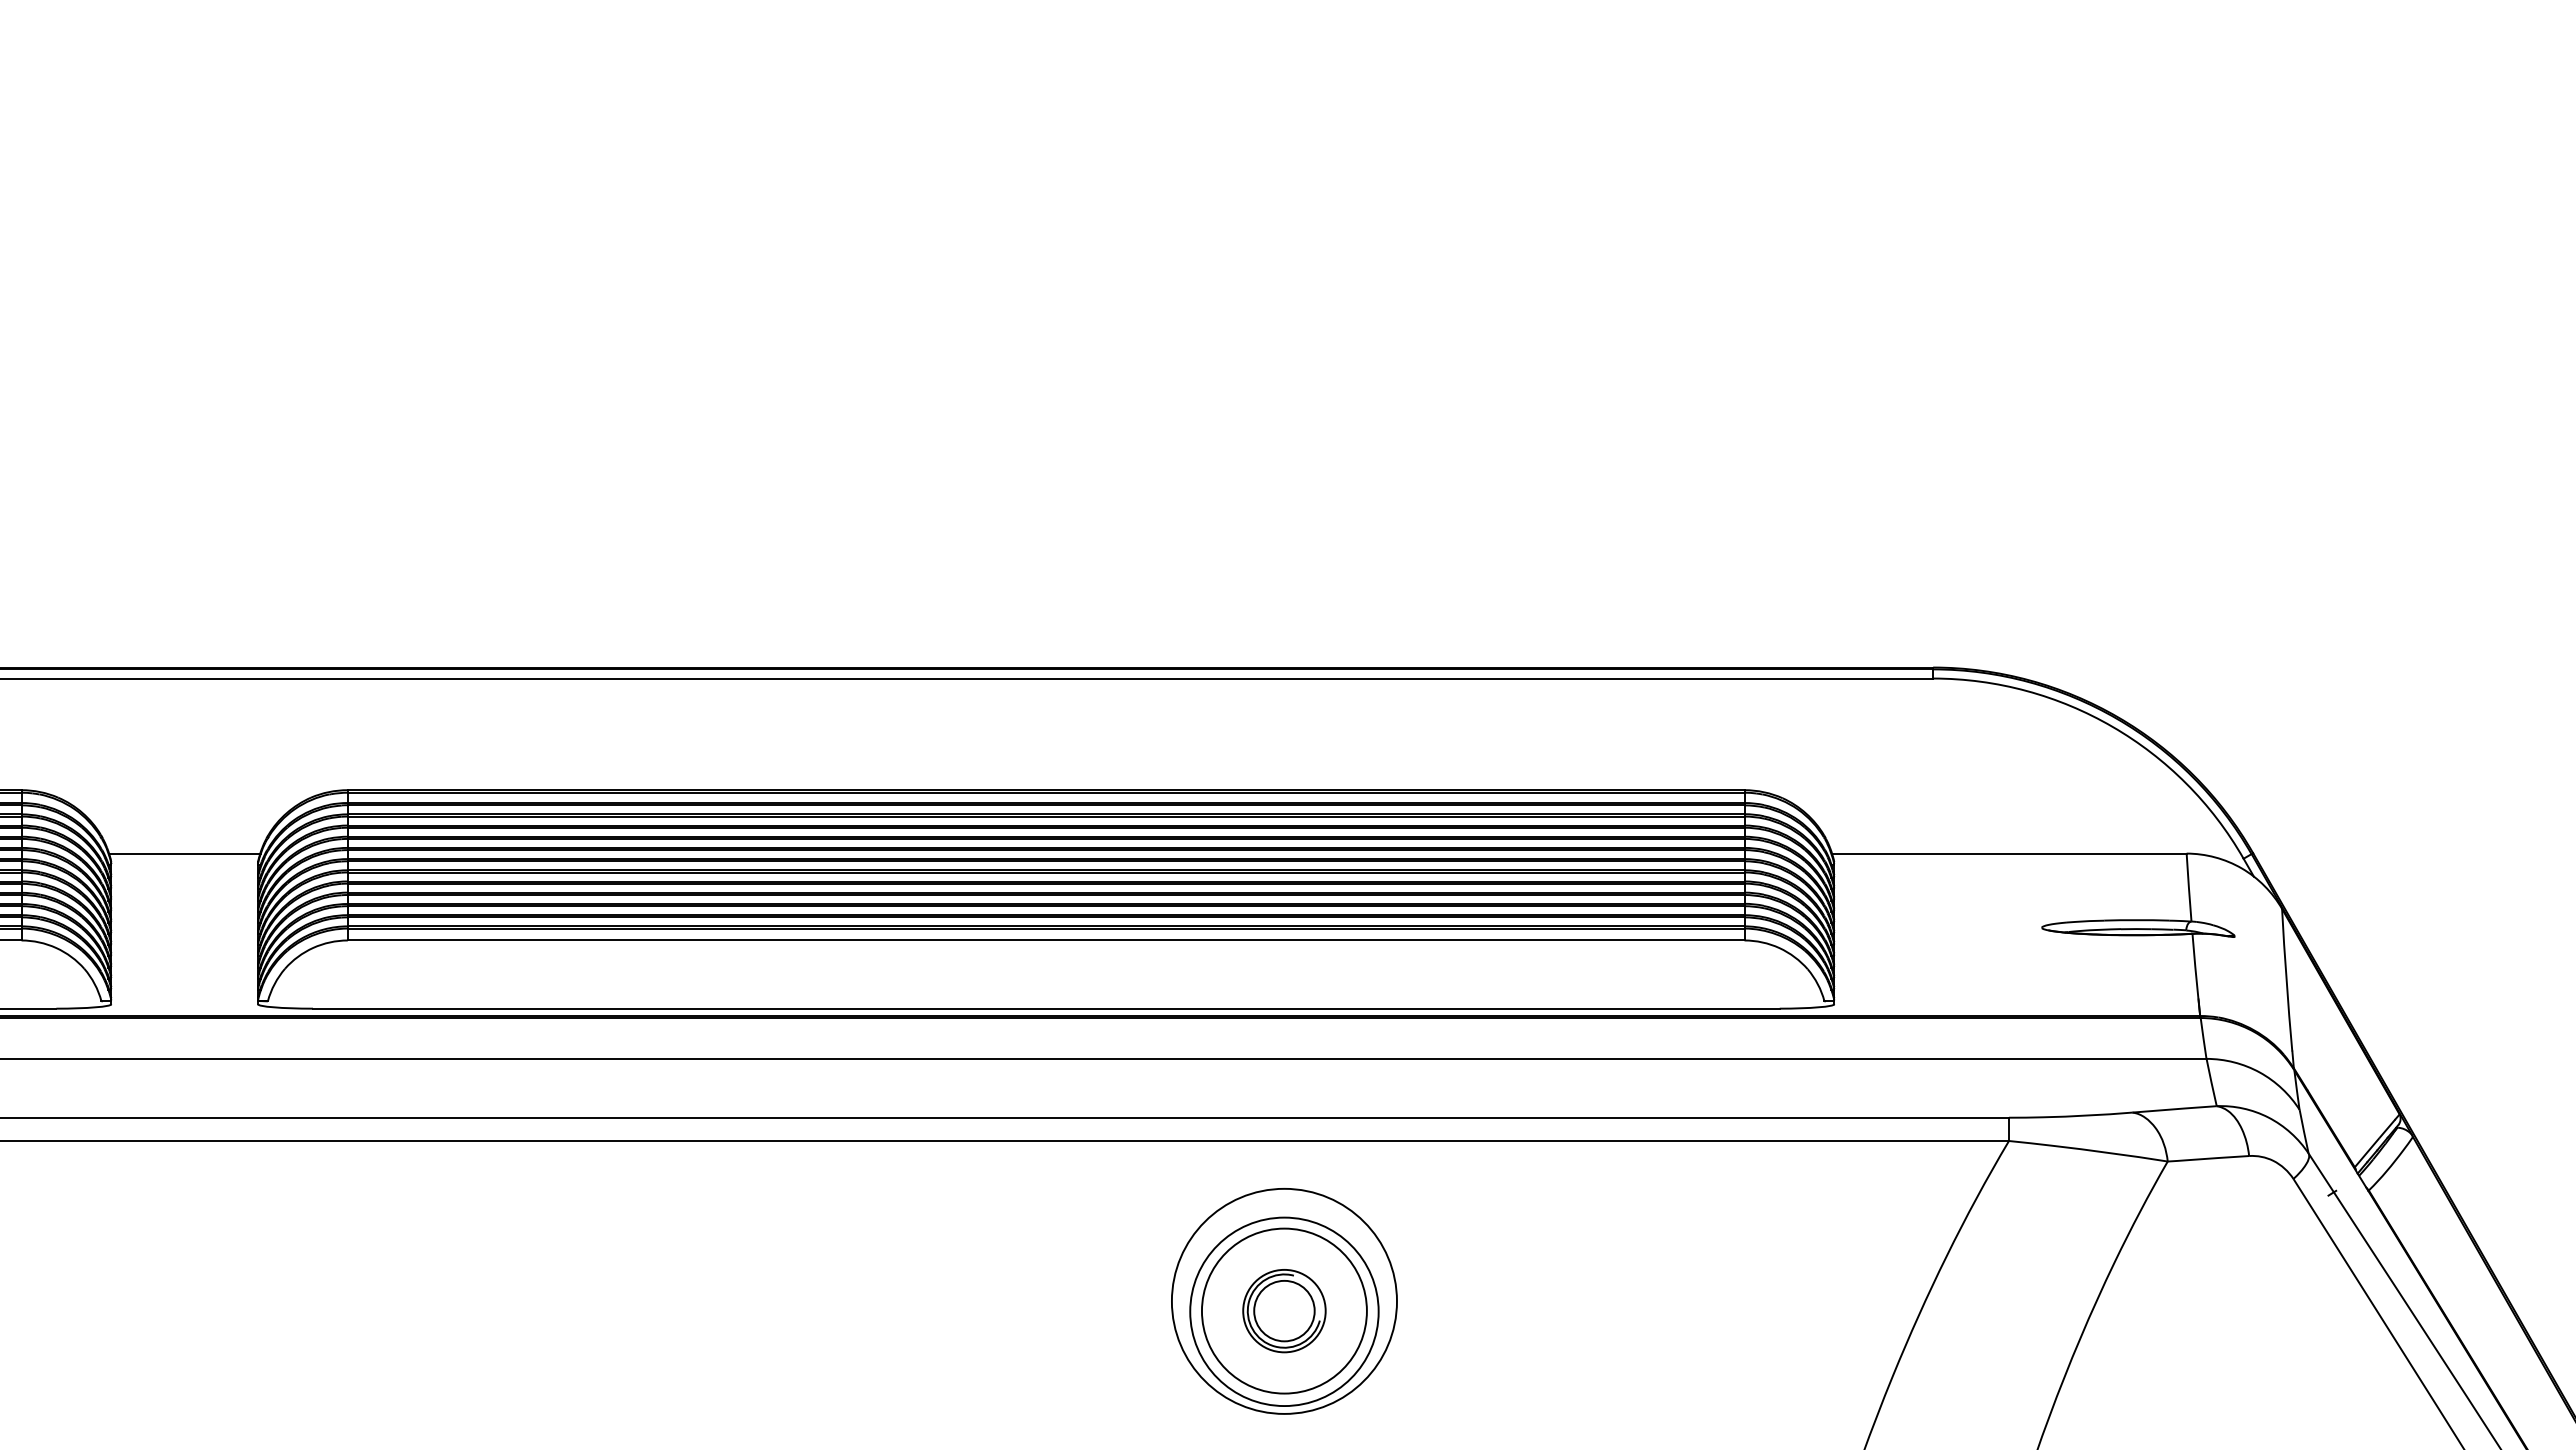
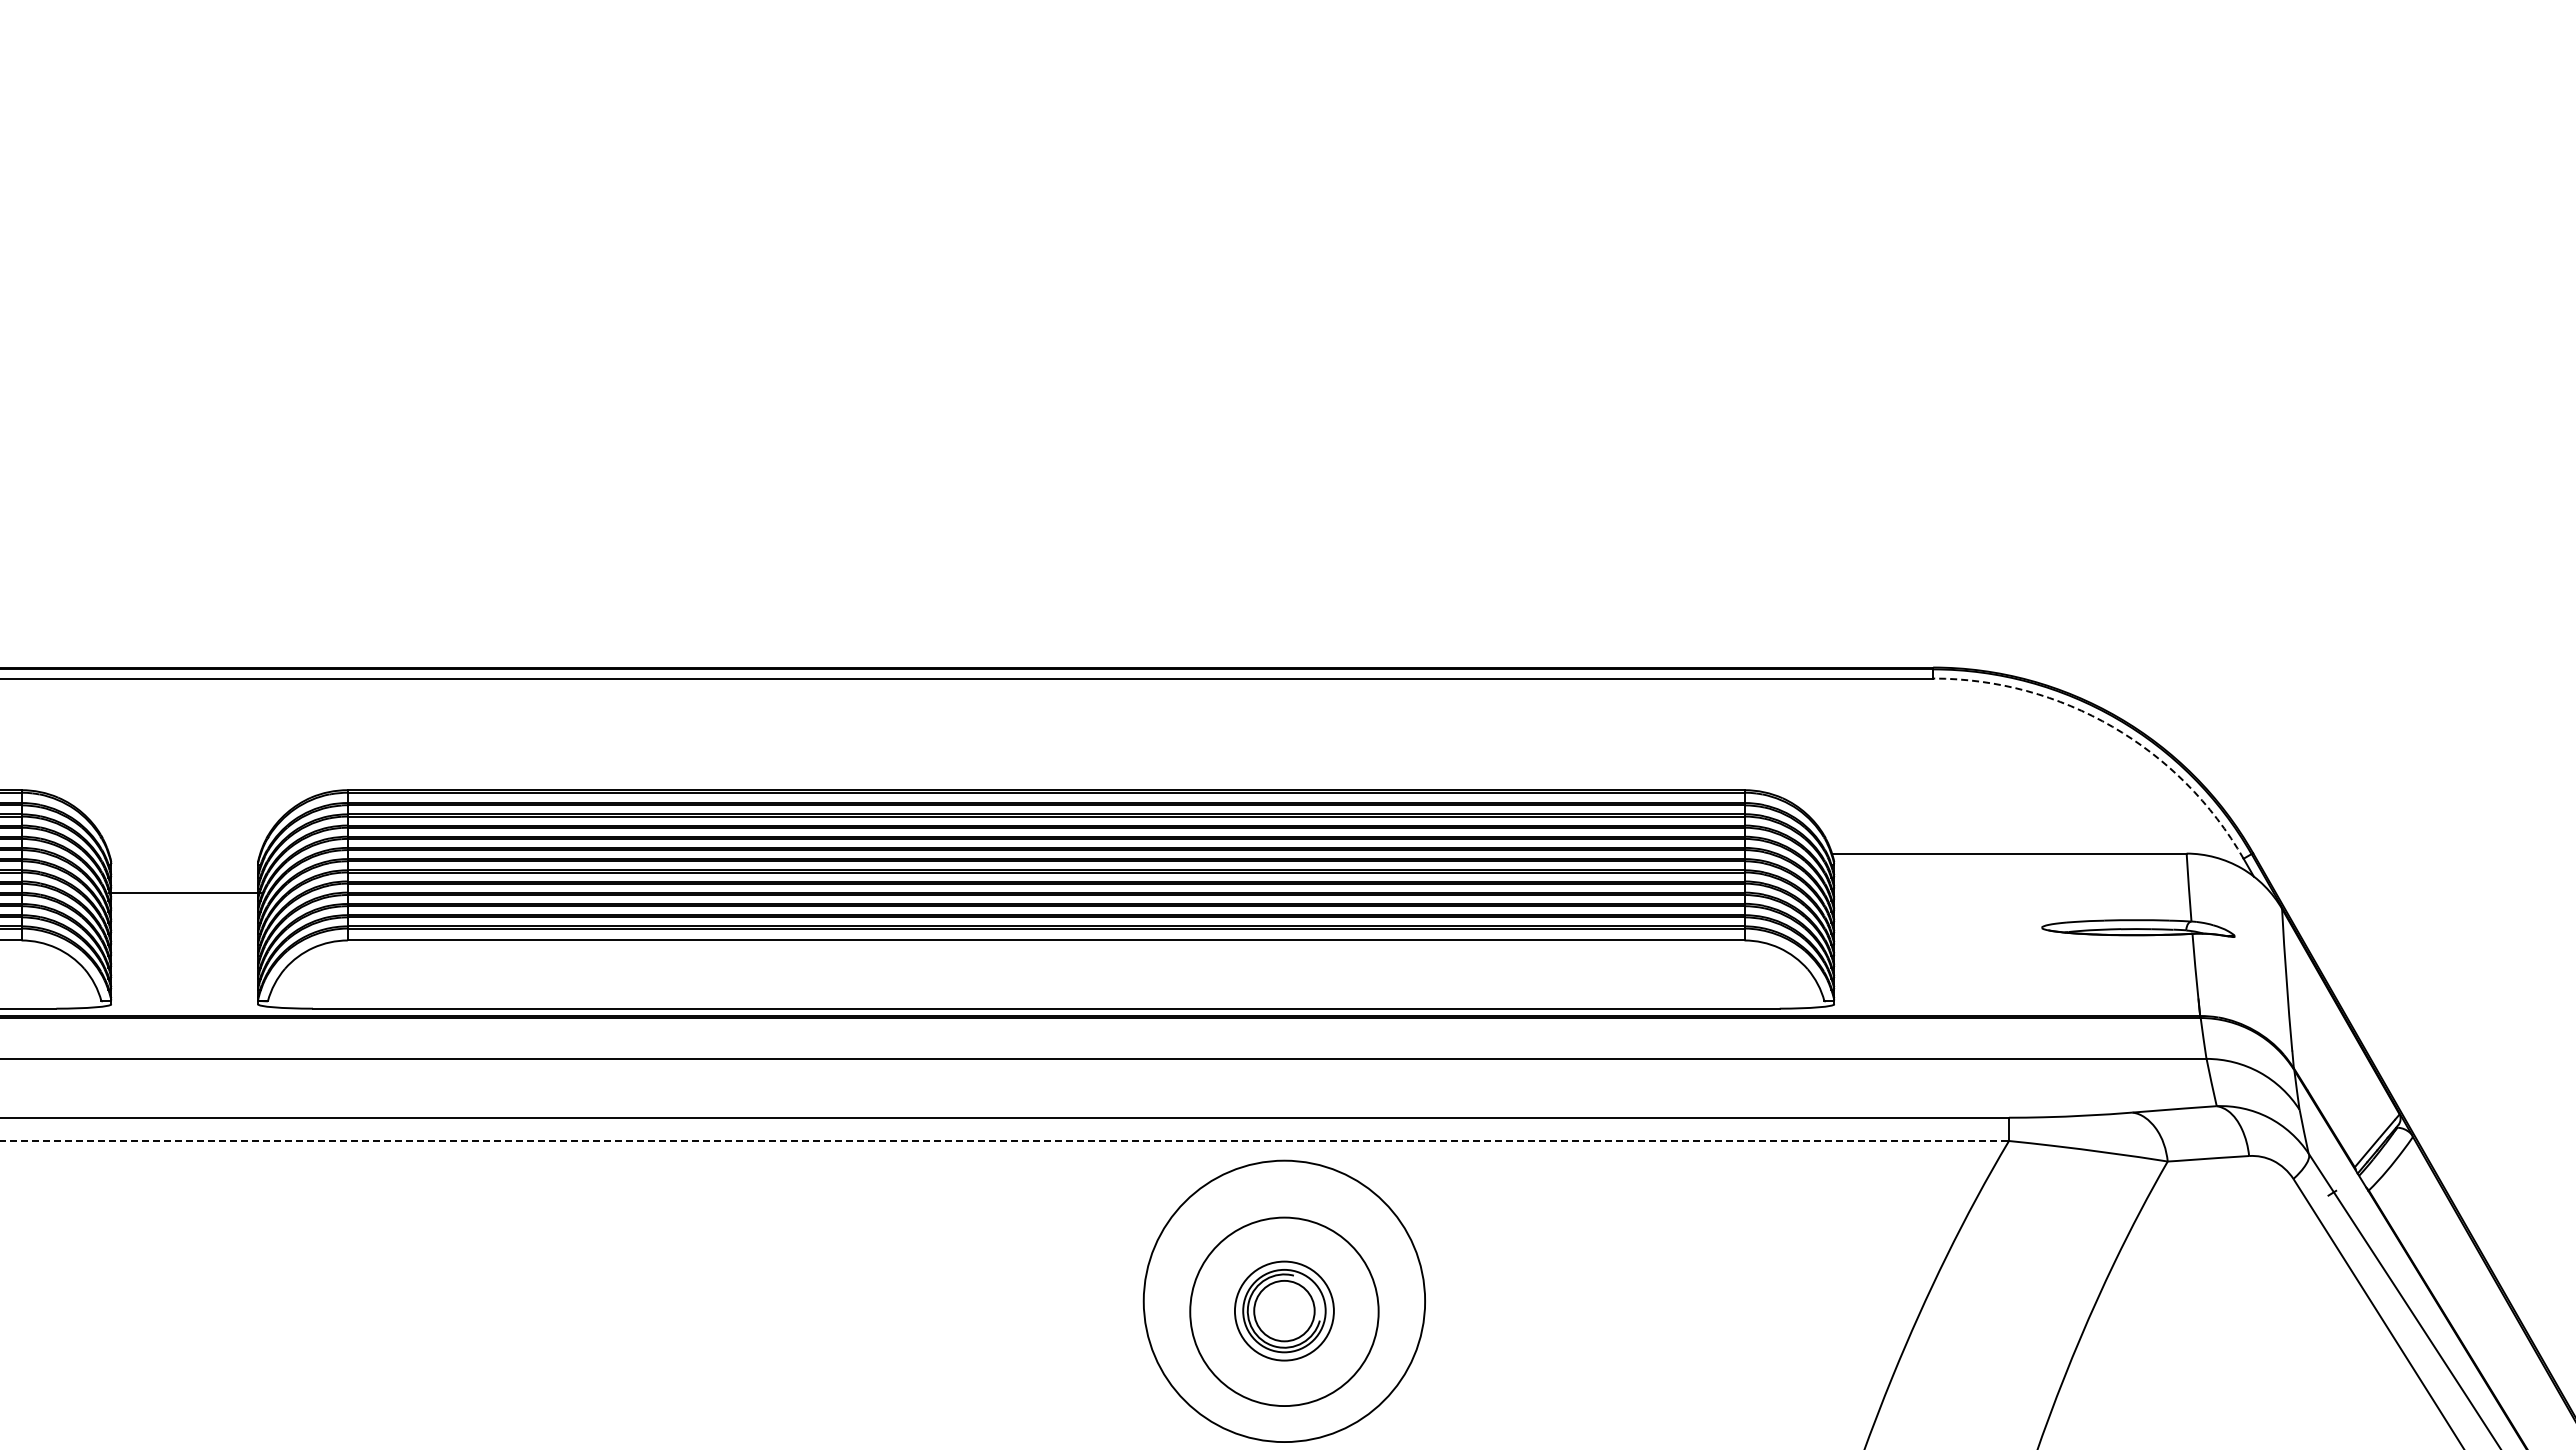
arc: solid -> dashed (2112, 726)
line position: (185, 853) -> (185, 892) (185, 892)
line: solid -> dashed (1005, 1141)
circle diameter: 225 px -> 281 px (1284, 1301)
circle diameter: 165 px -> 99 px (1283, 1310)
